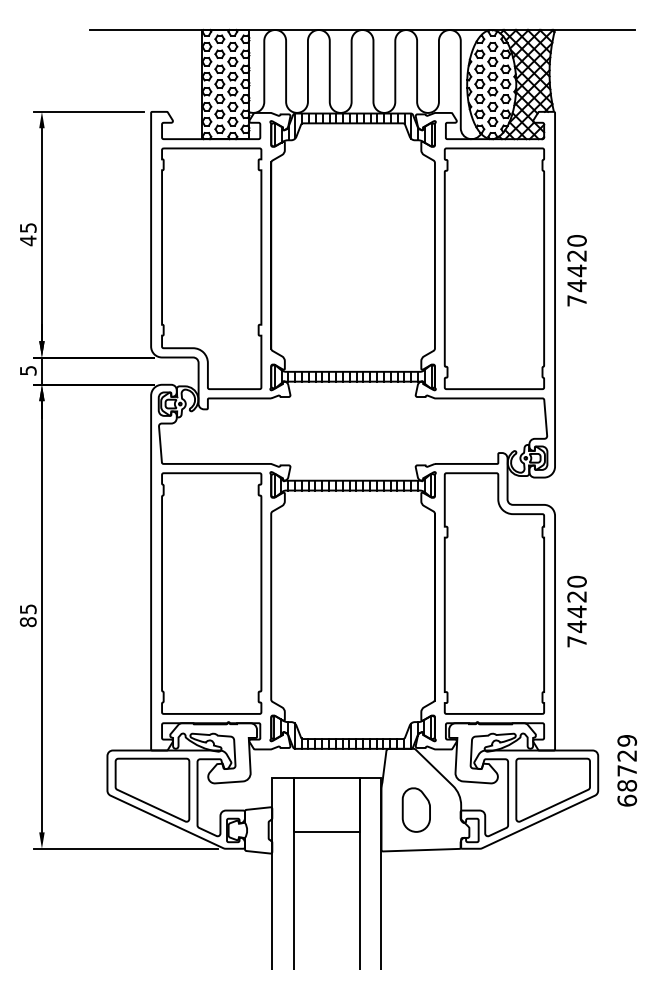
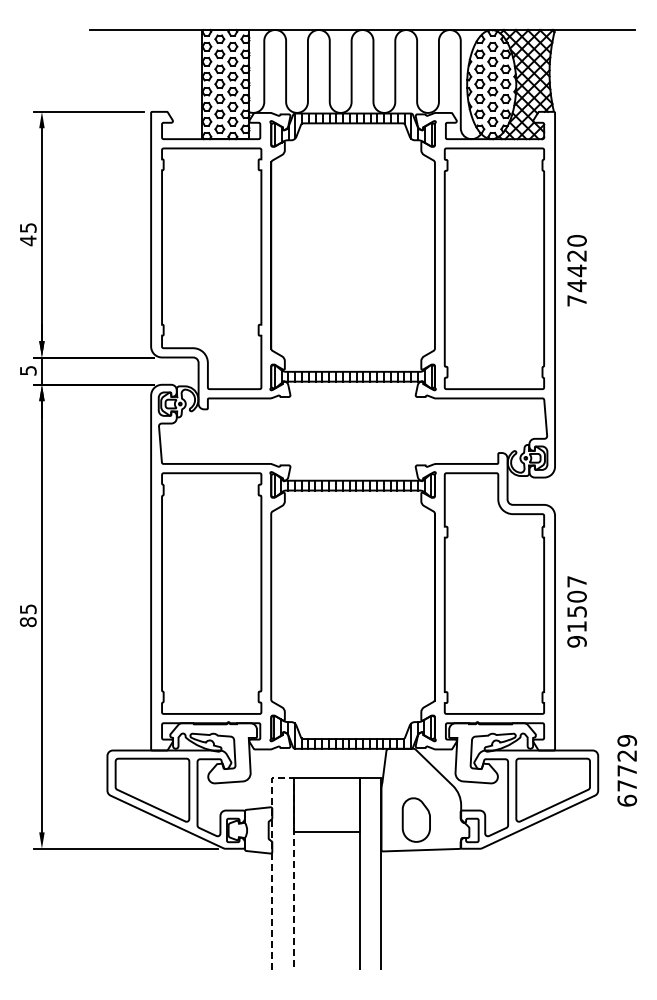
text: 74420 -> 91507 (576, 611)
line: solid -> dashed (283, 777)
text: 68729 -> 67729 (627, 785)
part position: (415, 809) -> (415, 819) (415, 819)
